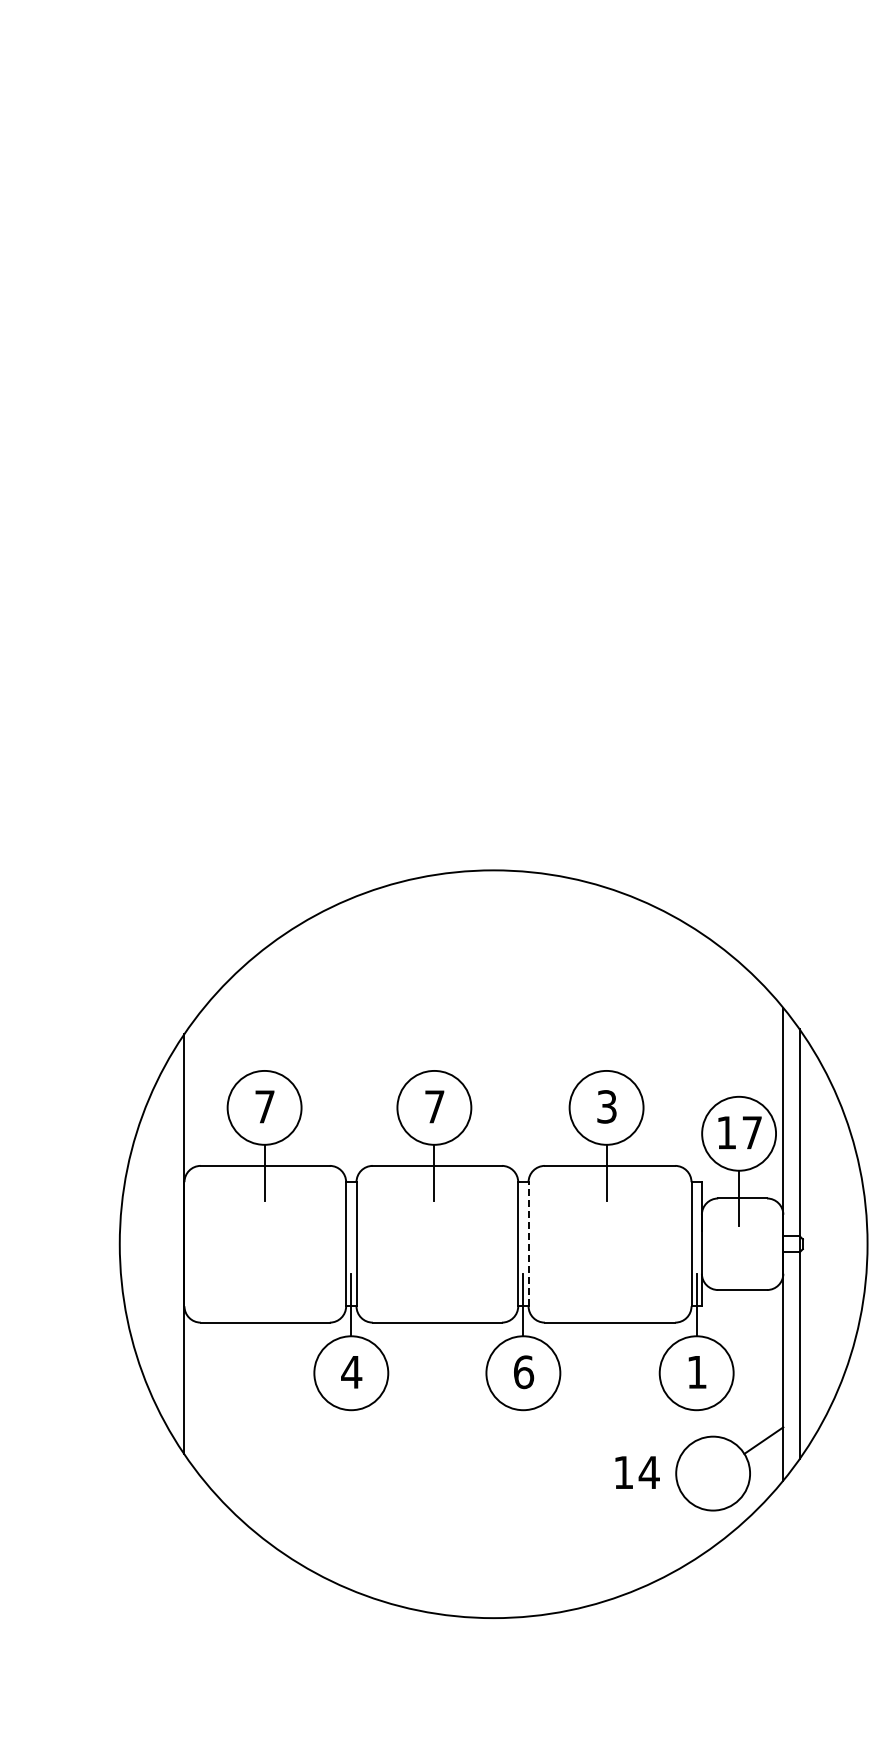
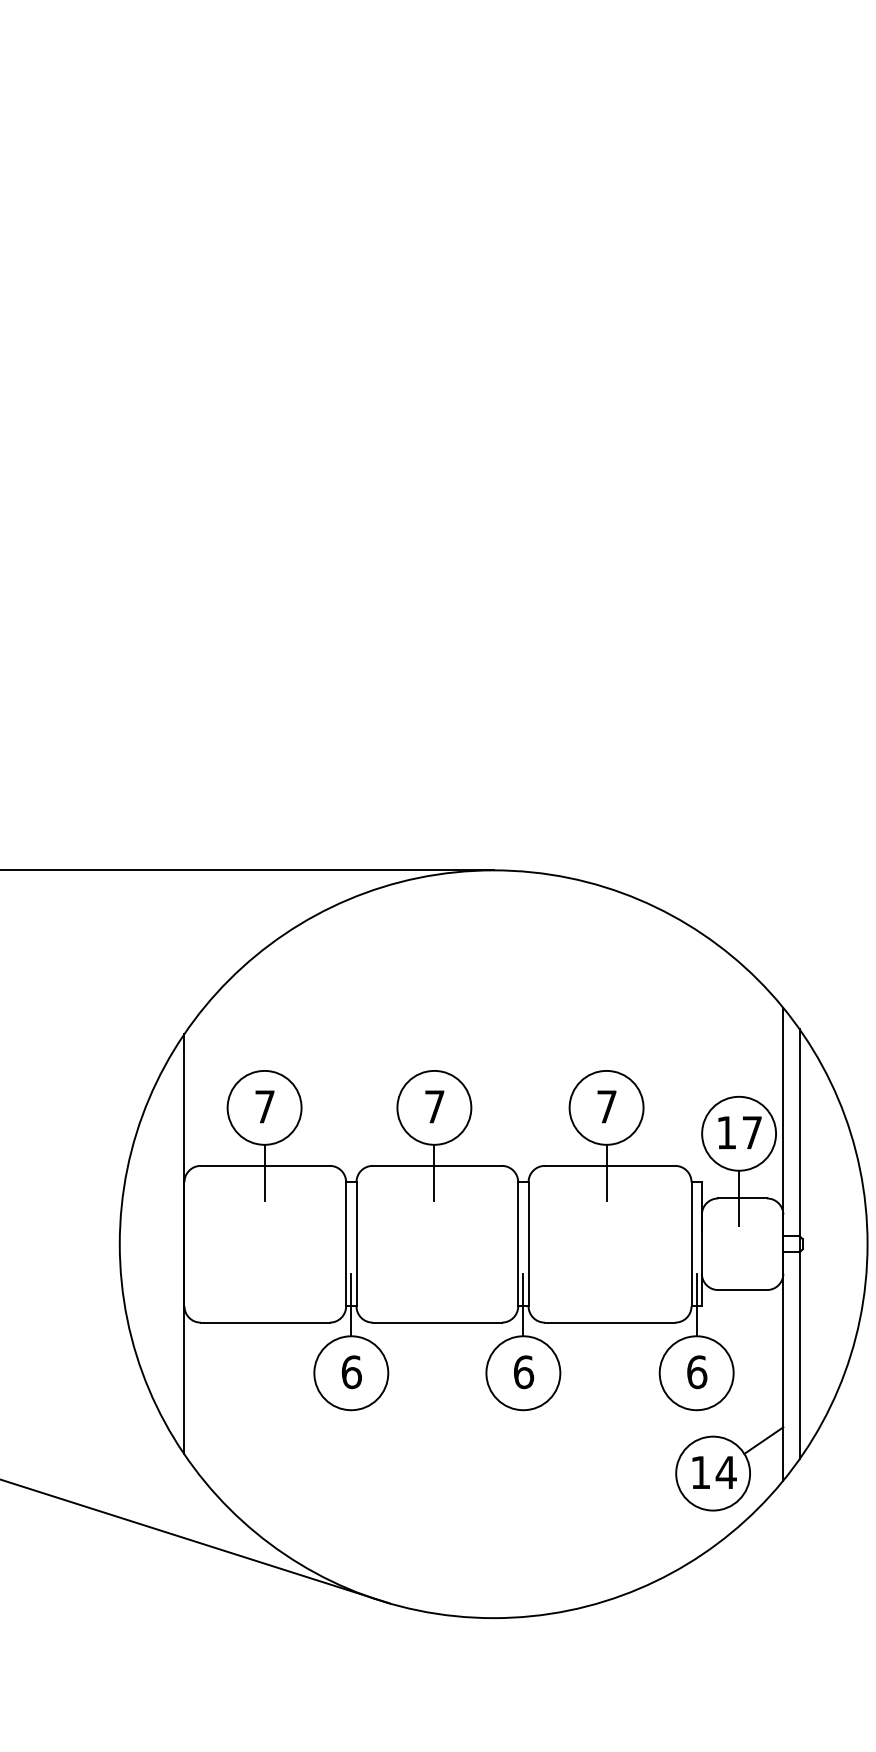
line: none -> present (247, 870)
text: 3 -> 7 (606, 1106)
line: dashed -> solid (528, 1243)
text: 4 -> 6 (351, 1372)
text: 1 -> 6 (697, 1372)
text position: (637, 1472) -> (714, 1472) (714, 1472)
line: none -> present (195, 1541)
